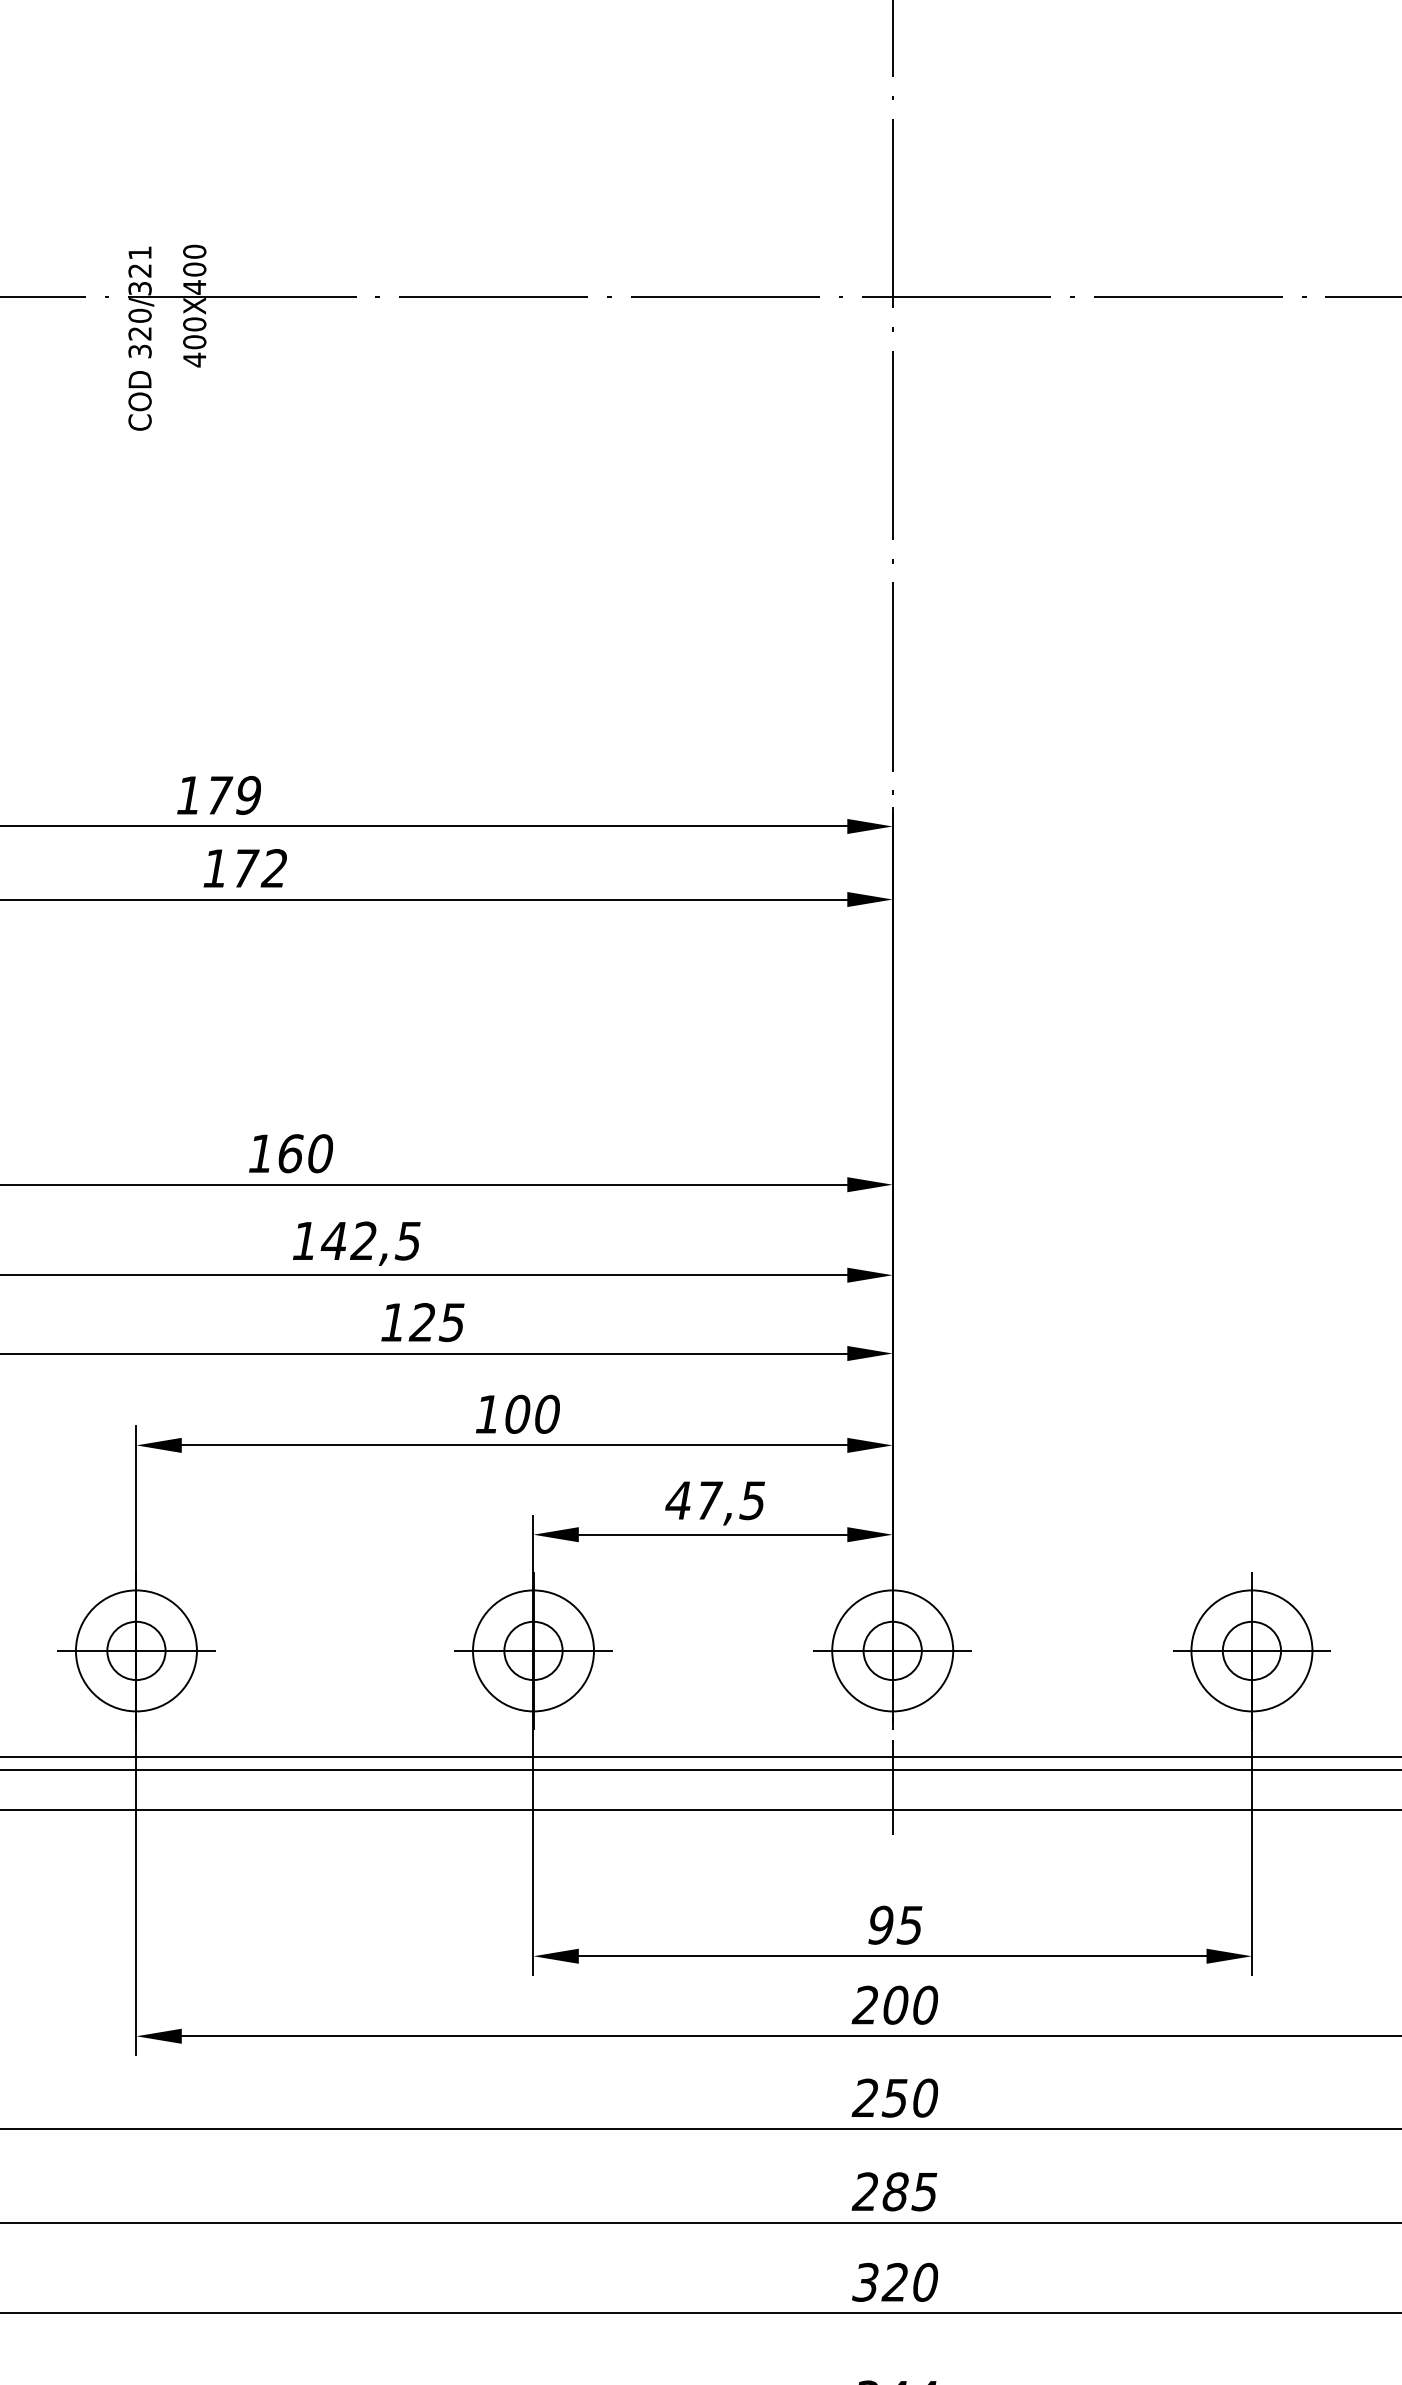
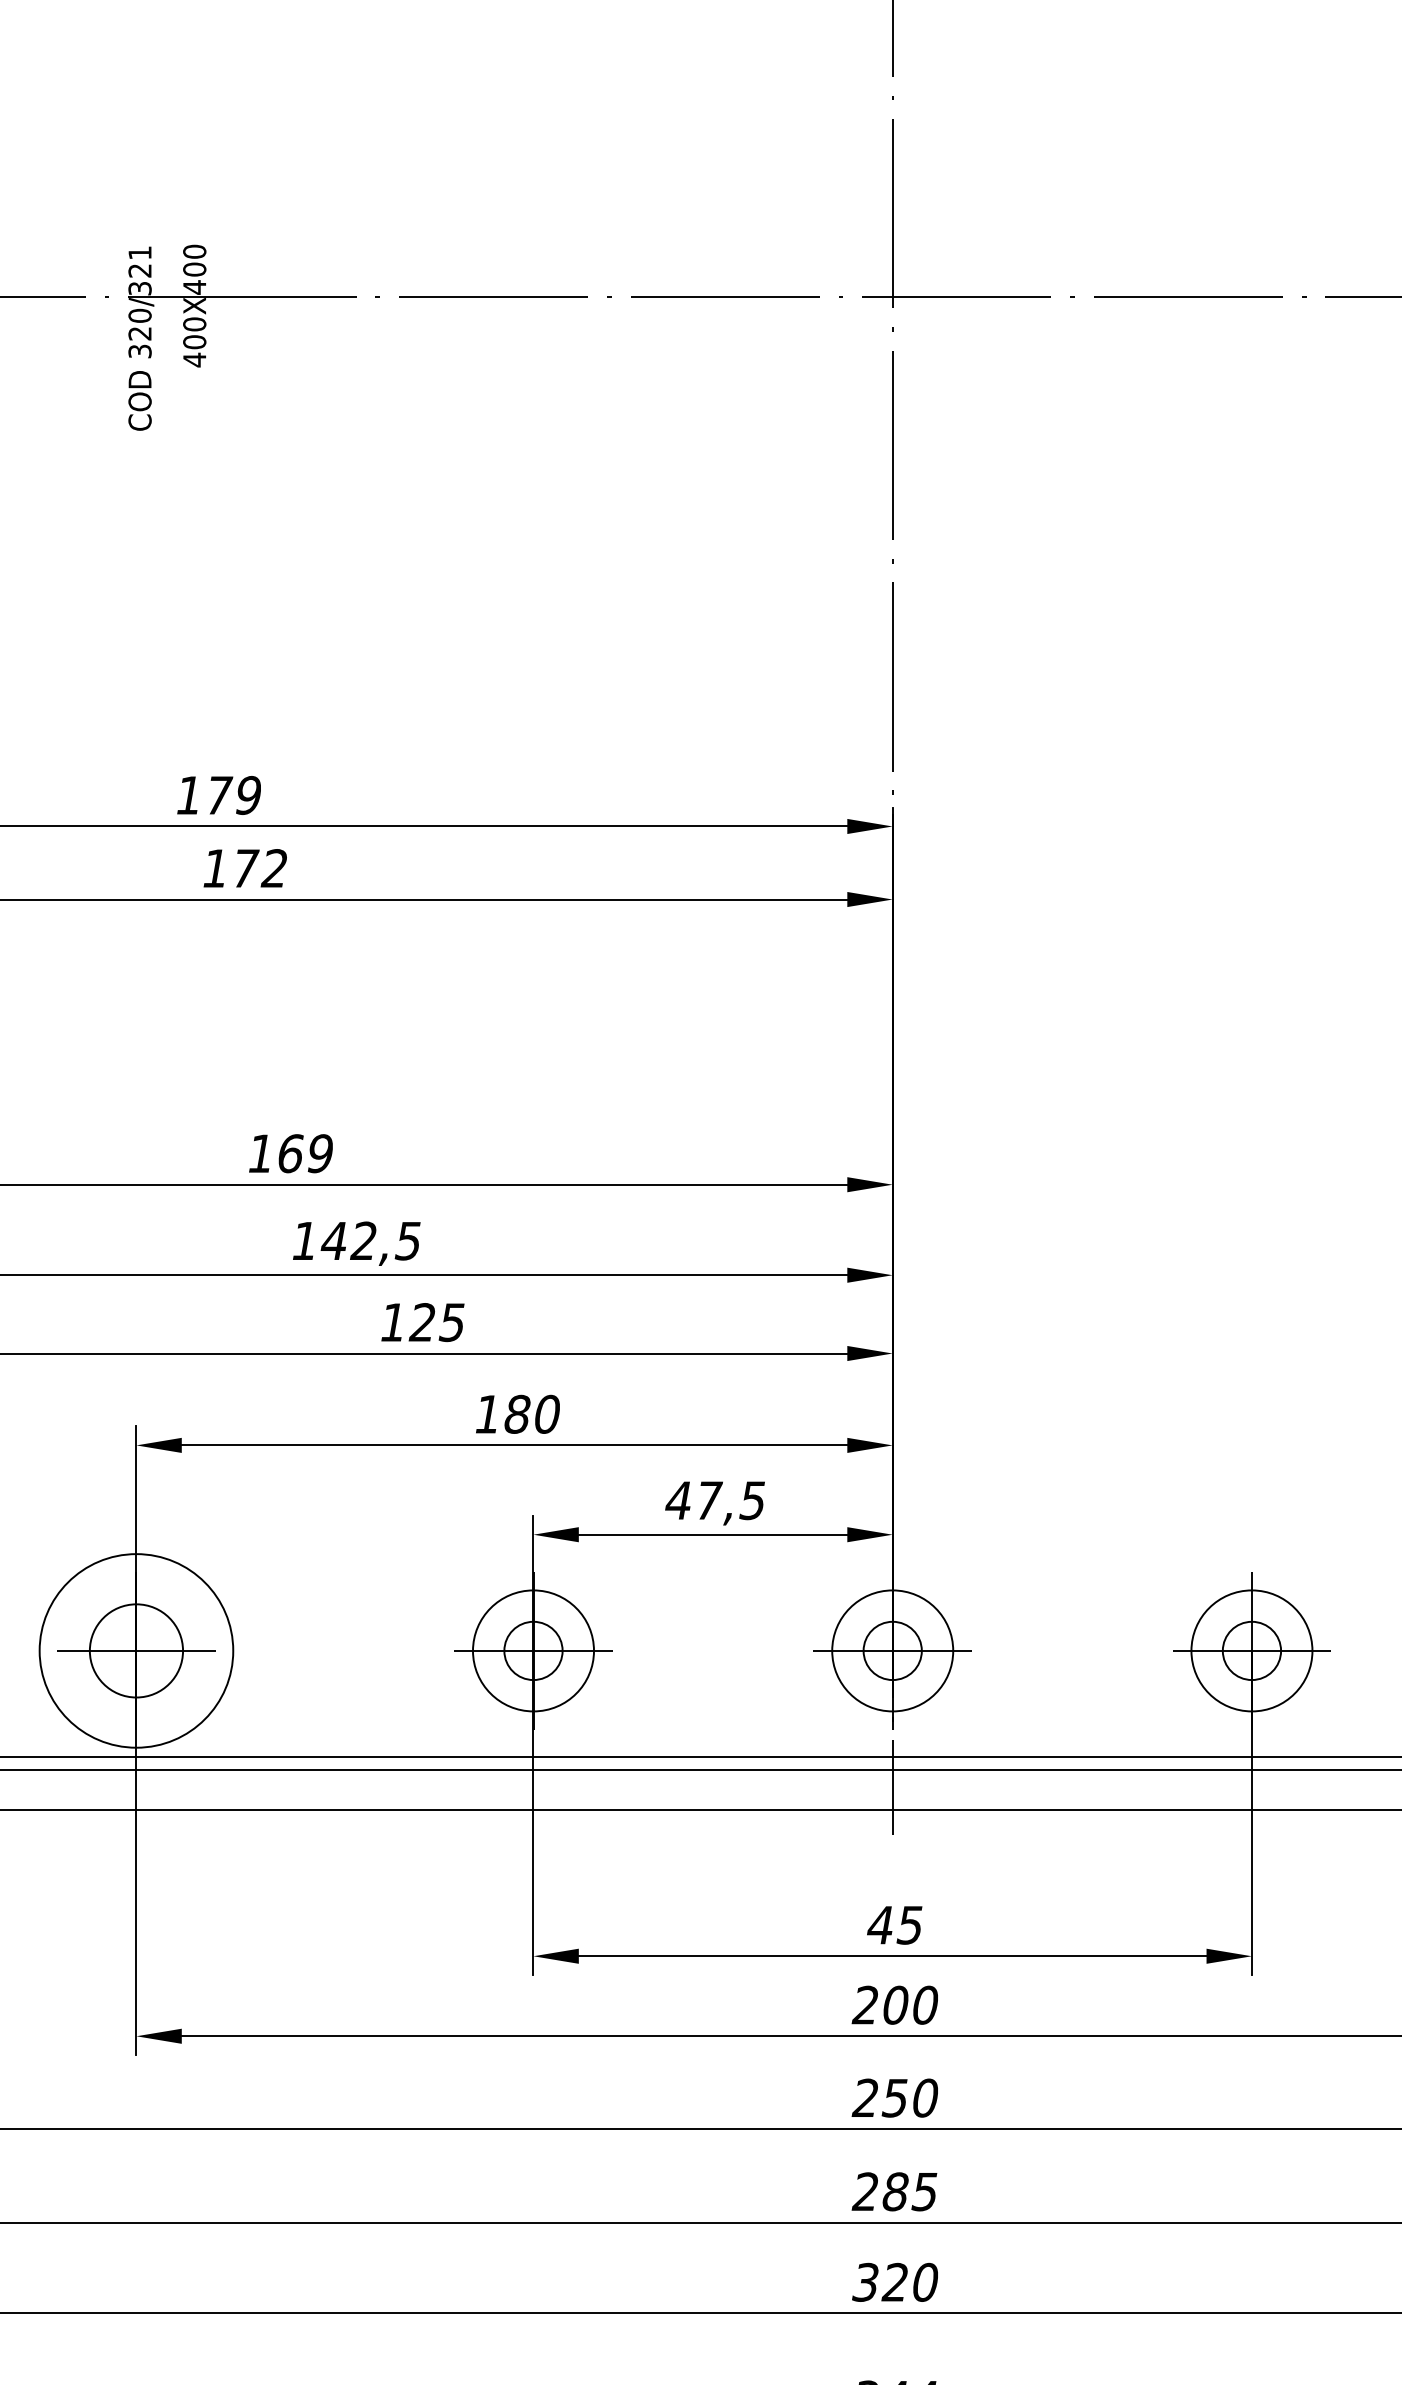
text: 160 -> 169 (319, 1153)
text: 100 -> 180 (517, 1414)
circle diameter: 121 px -> 194 px (136, 1650)
circle diameter: 58 px -> 93 px (136, 1650)
text: 95 -> 45 (880, 1924)
